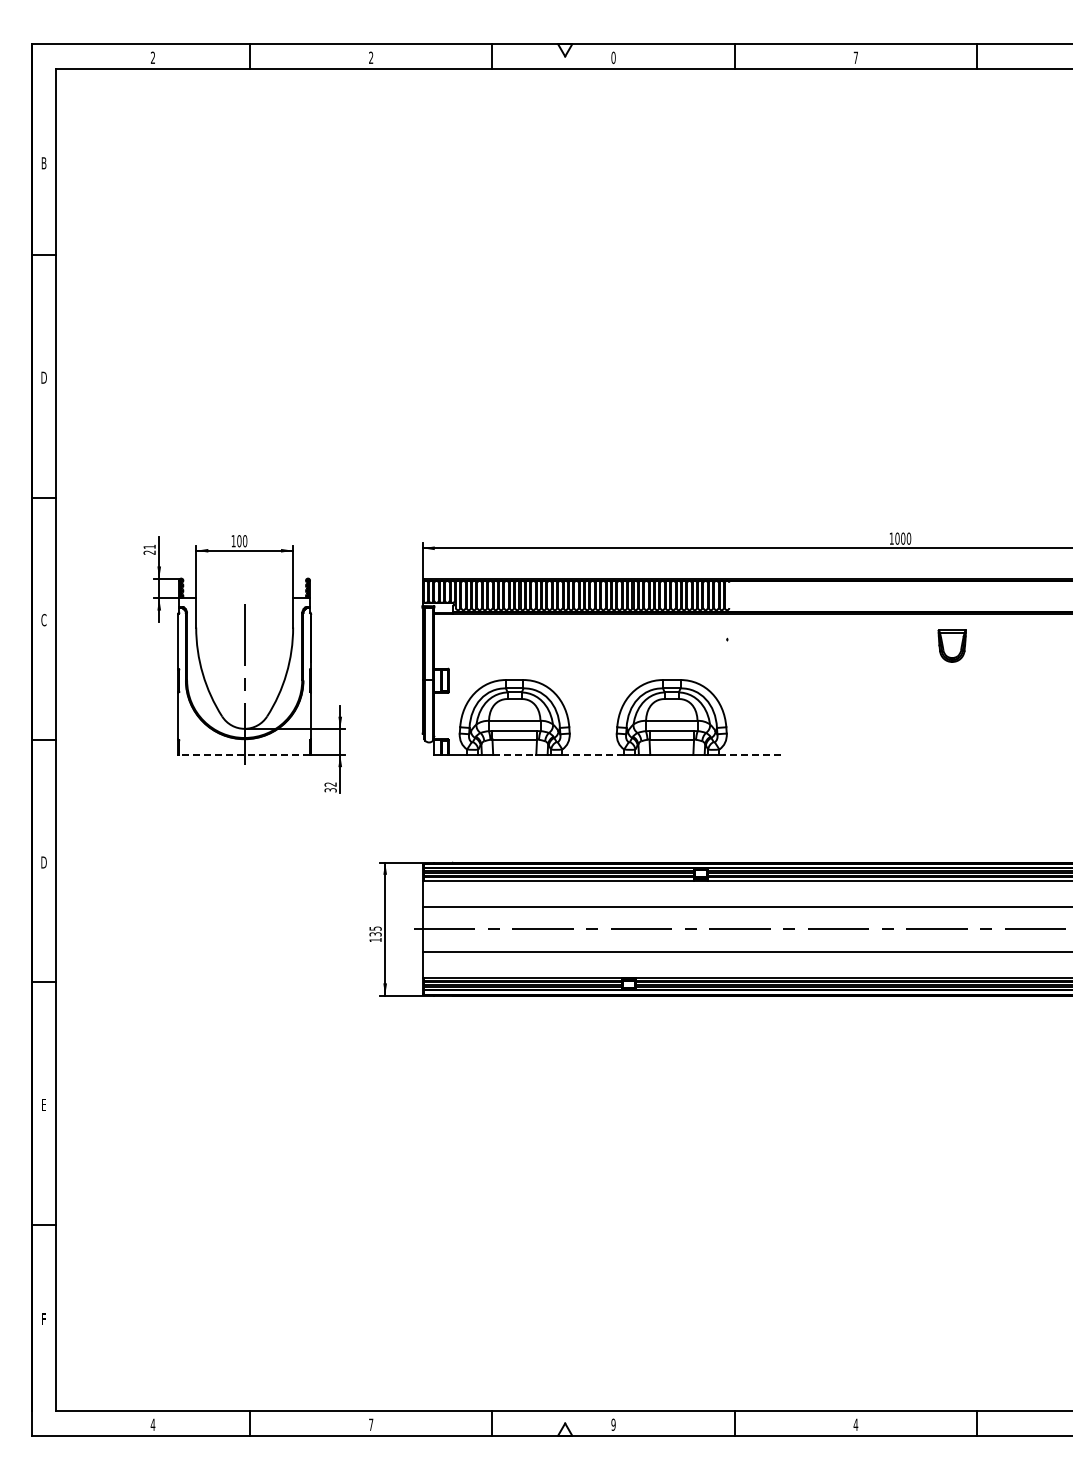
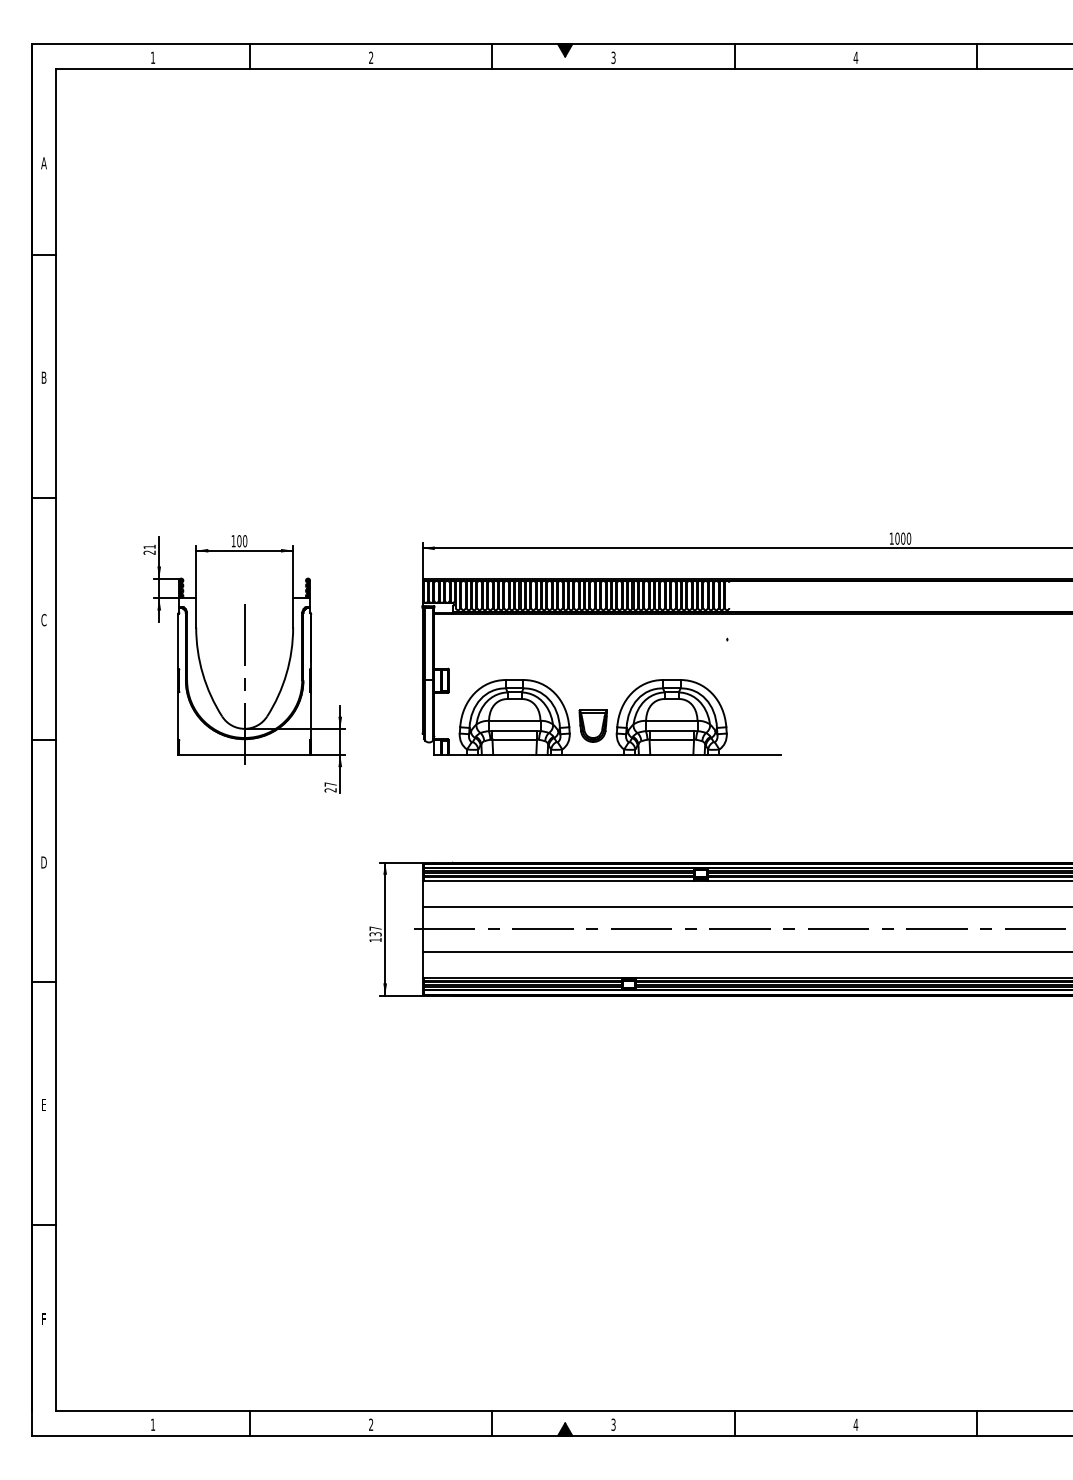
fill: none -> present (565, 50)
text: 2 -> 1 (152, 57)
text: 0 -> 3 (613, 57)
text: 7 -> 4 (855, 57)
text: B -> A (43, 163)
text: D -> B (43, 377)
part position: (951, 645) -> (592, 725) (592, 725)
line: dashed -> solid (244, 755)
line: dashed -> solid (514, 755)
line: dashed -> solid (593, 755)
line: dashed -> solid (750, 755)
text: 32 -> 27 (330, 787)
text: 135 -> 137 (375, 928)
text: 4 -> 1 (152, 1424)
text: 7 -> 2 (371, 1424)
text: 9 -> 3 (613, 1424)
fill: none -> present (565, 1429)
